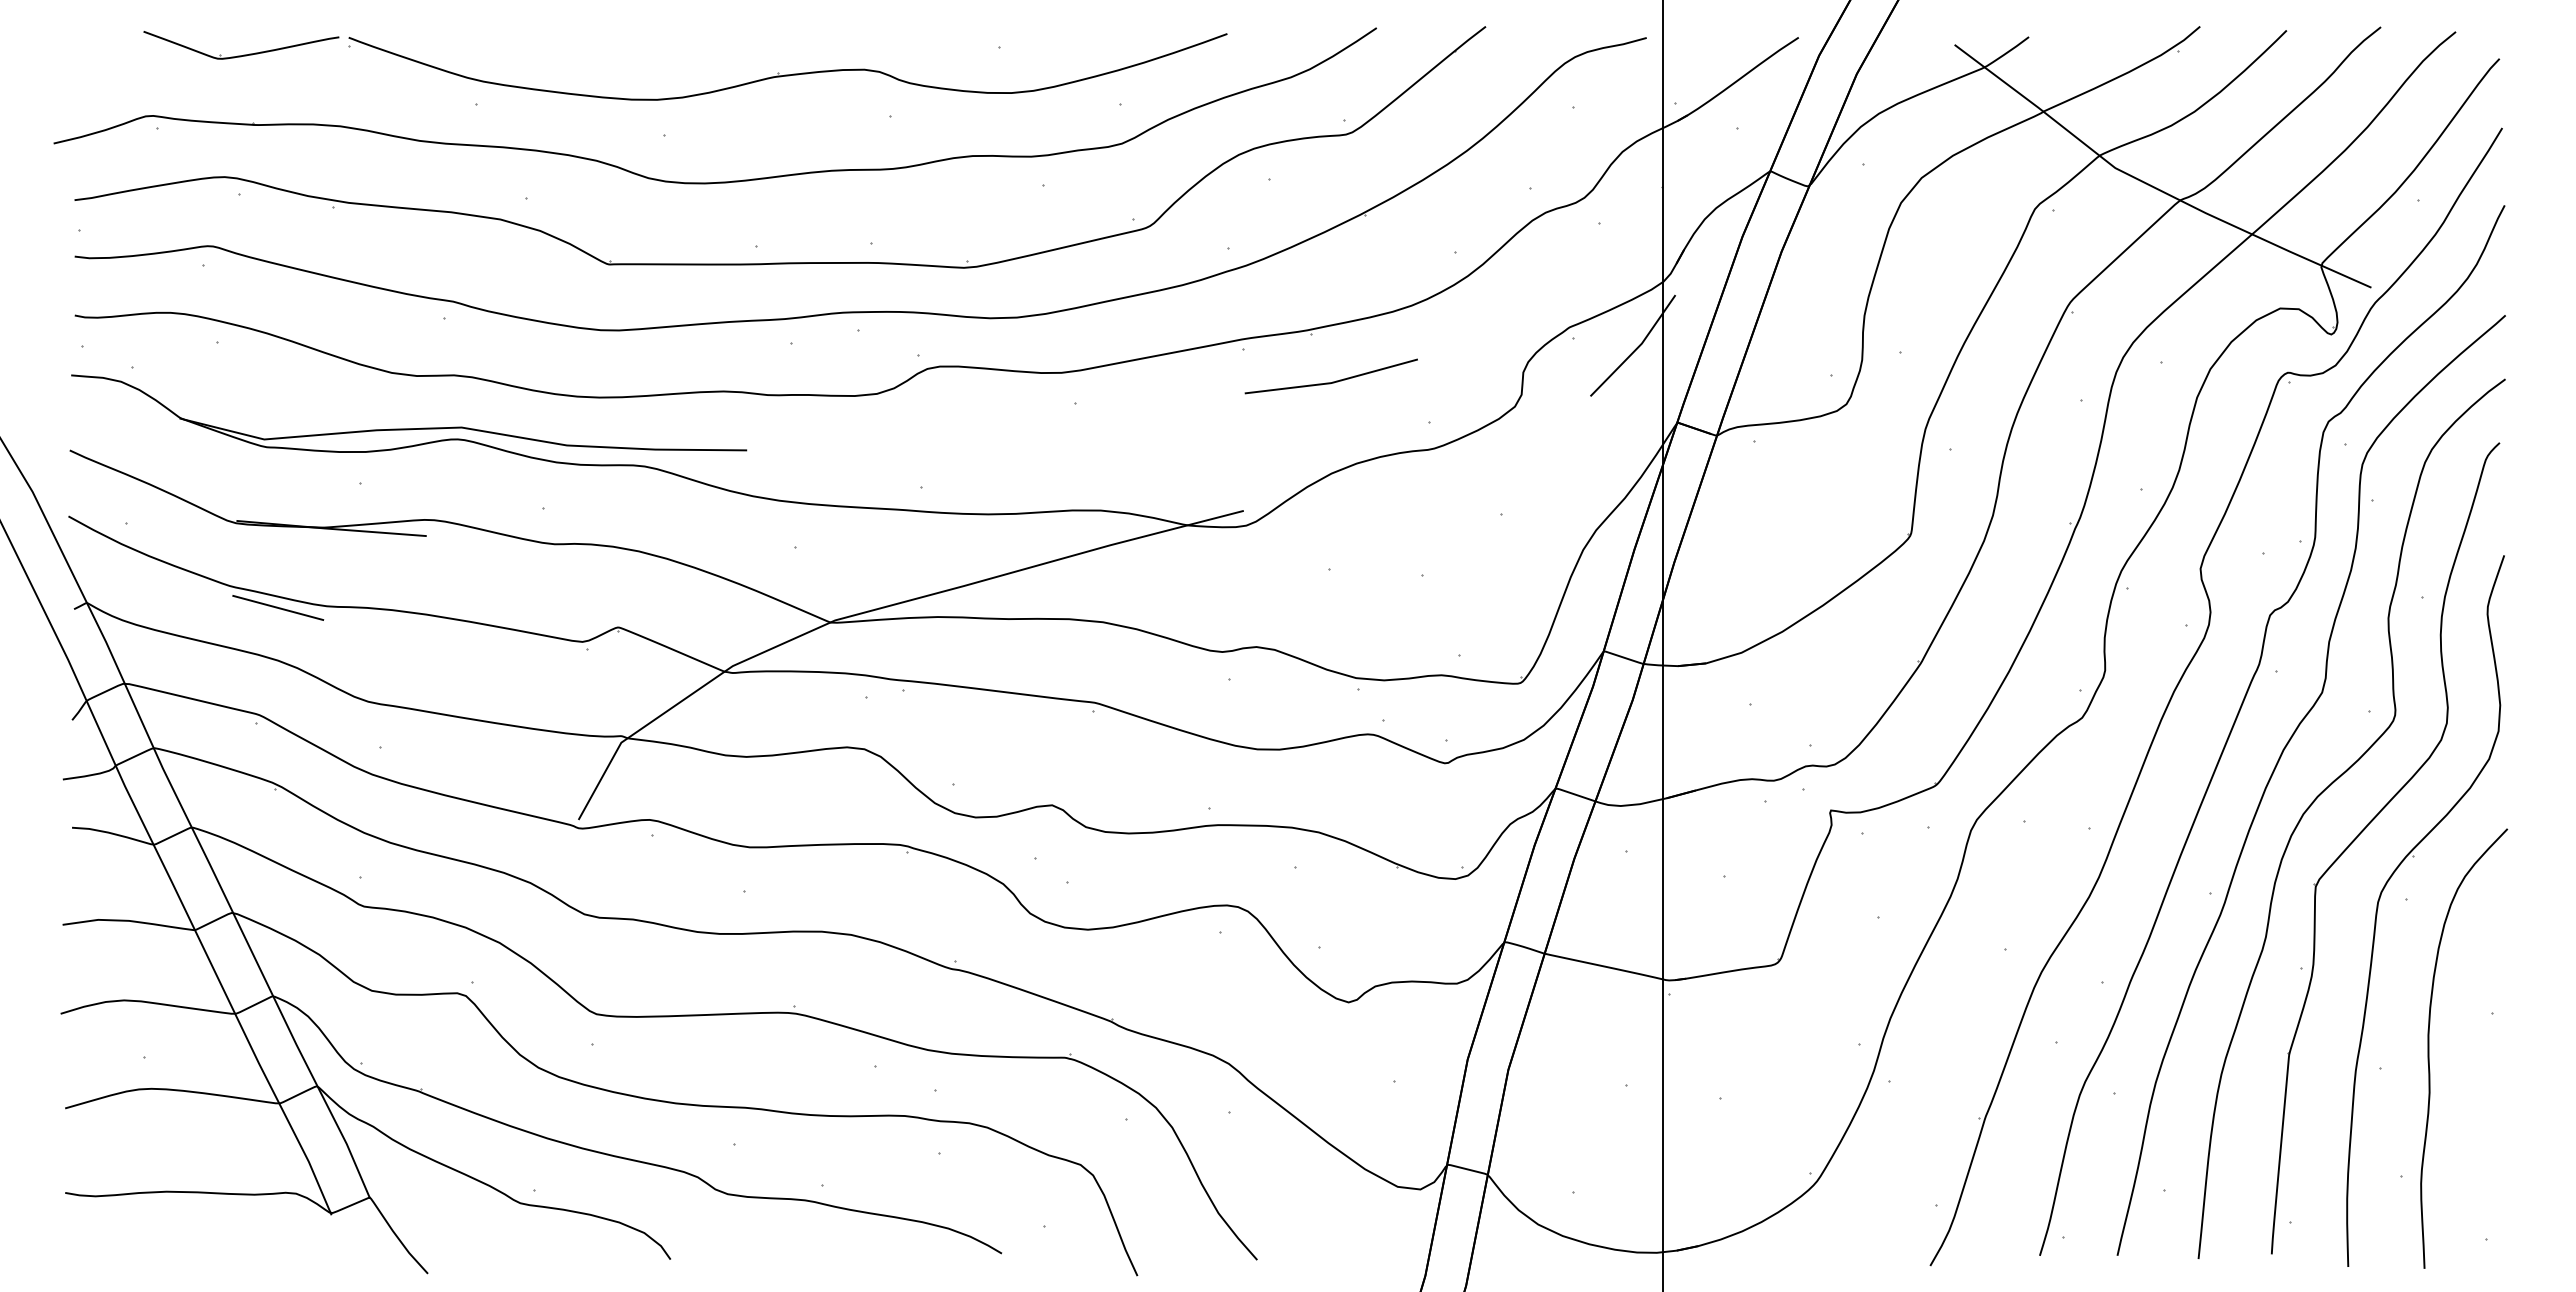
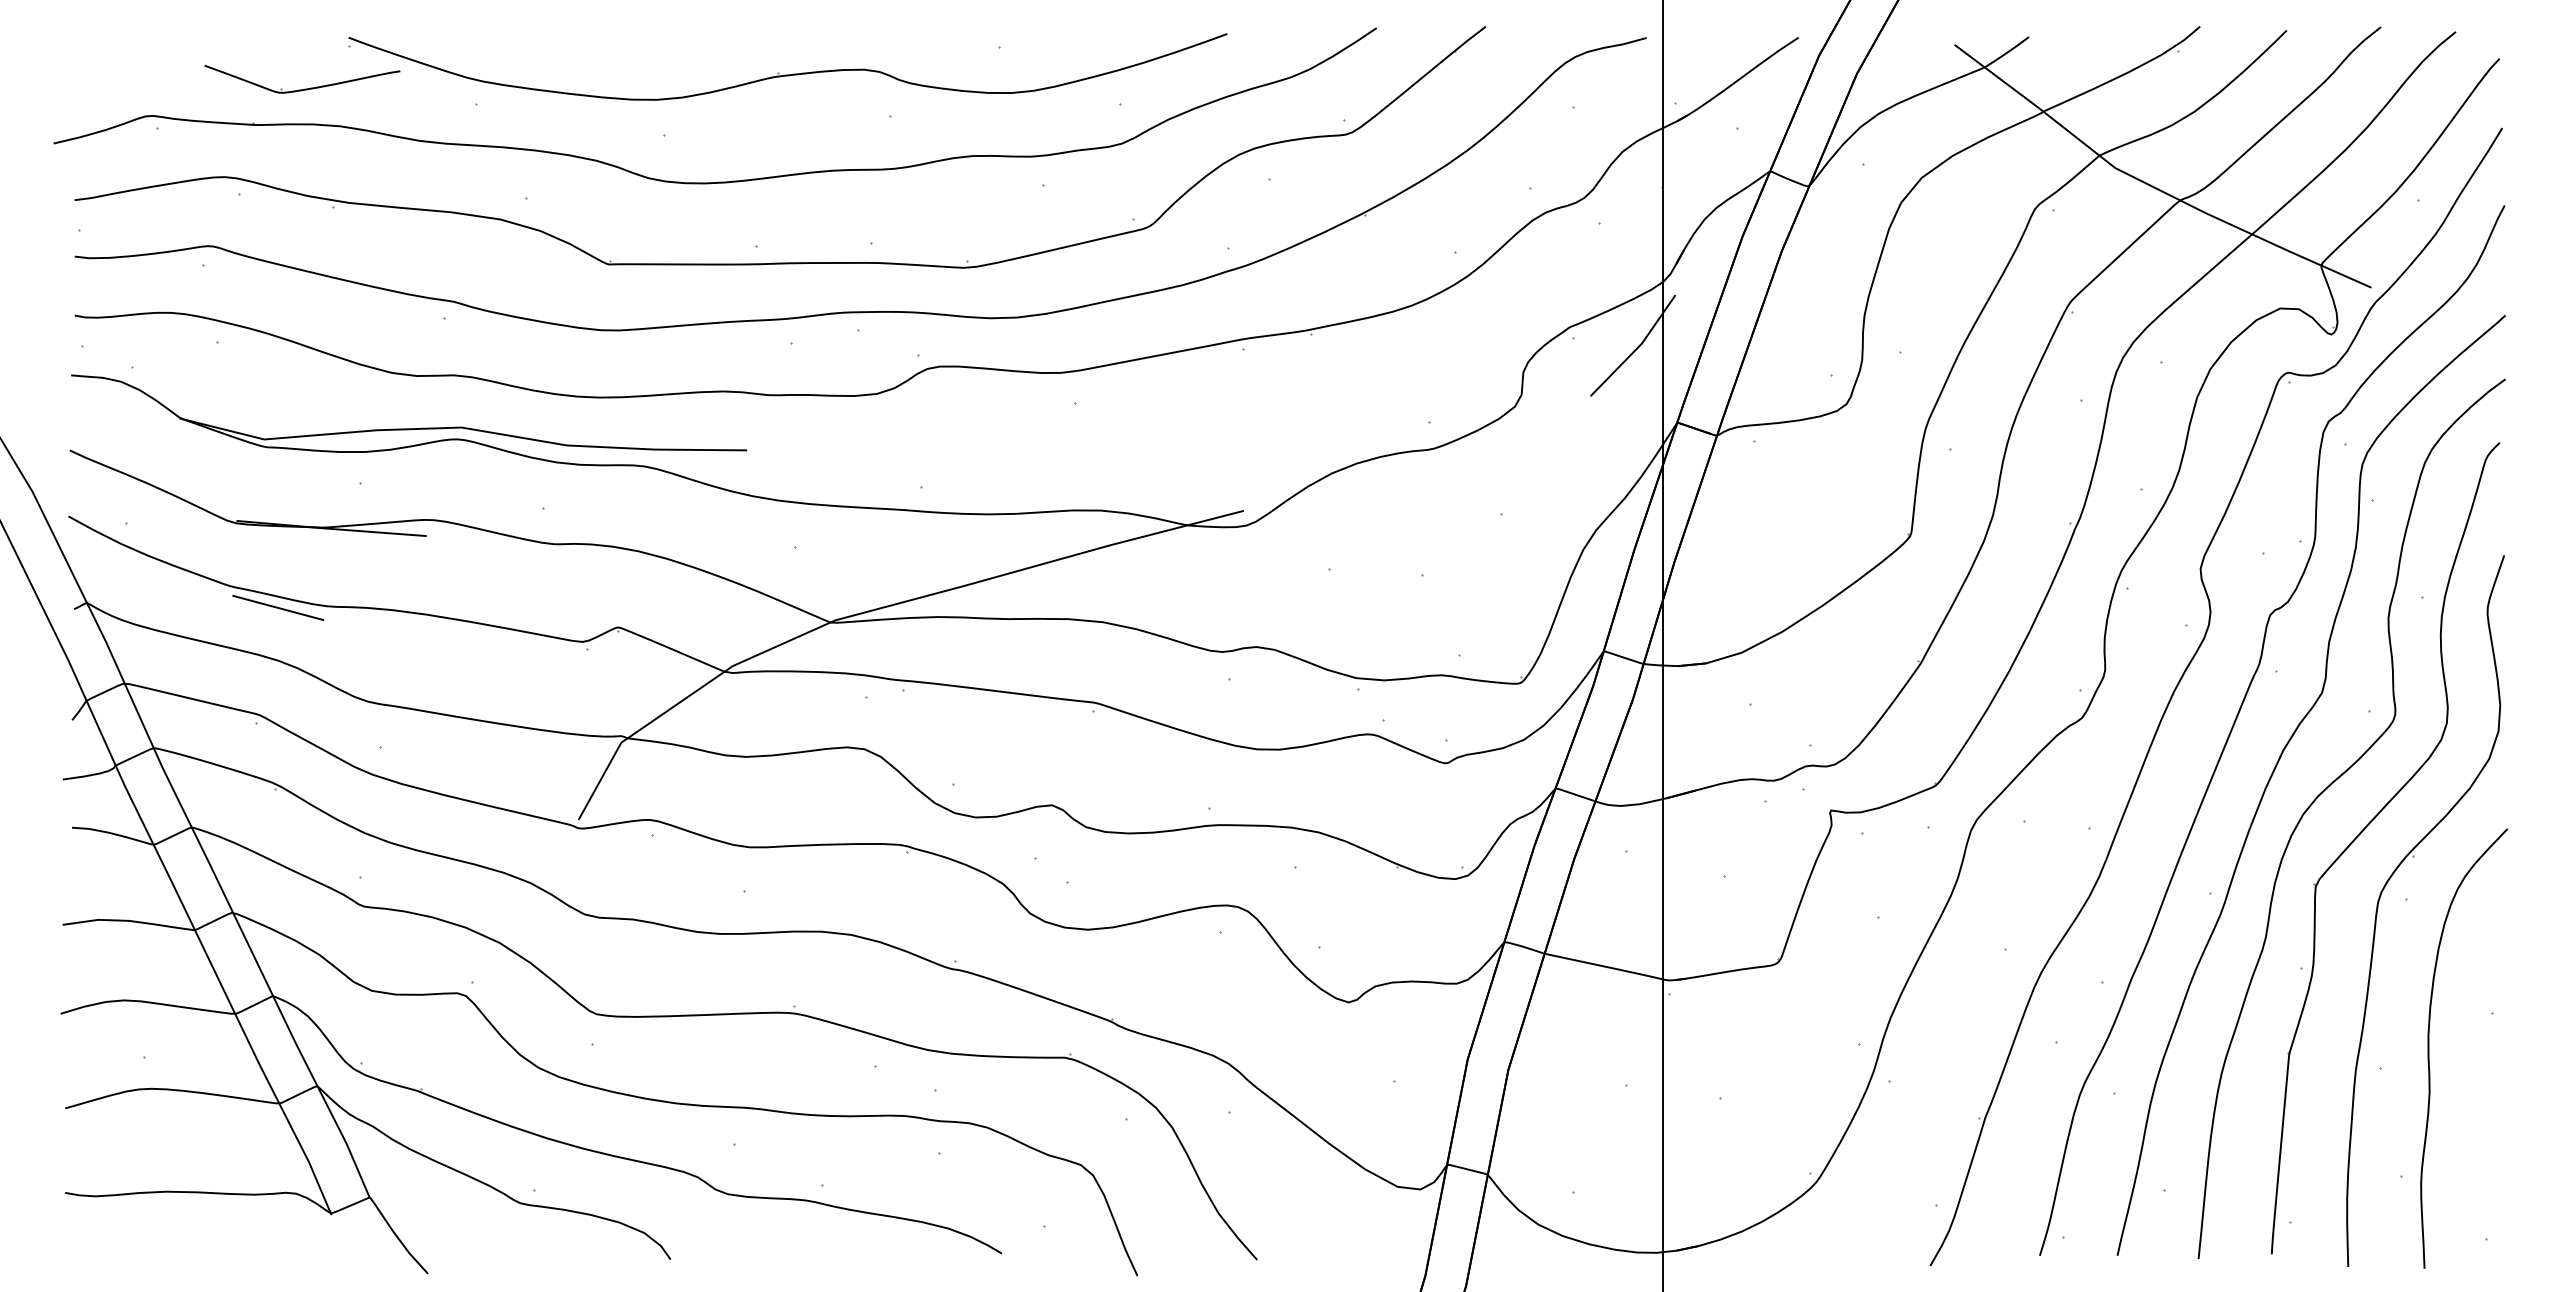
part position: (243, 54) -> (304, 88) (304, 88)
line: present -> none (1332, 381)
